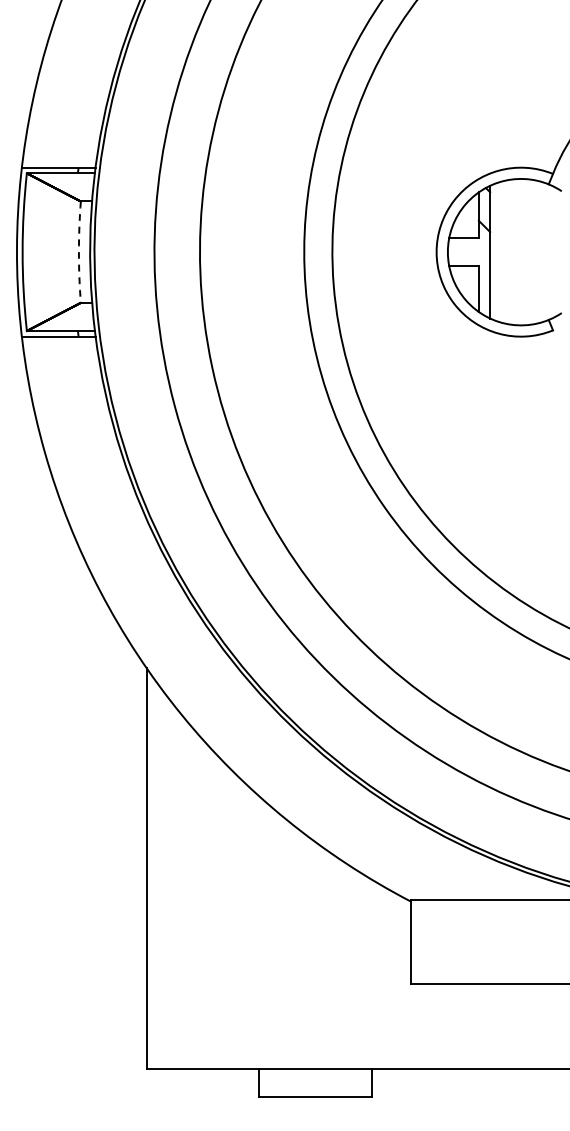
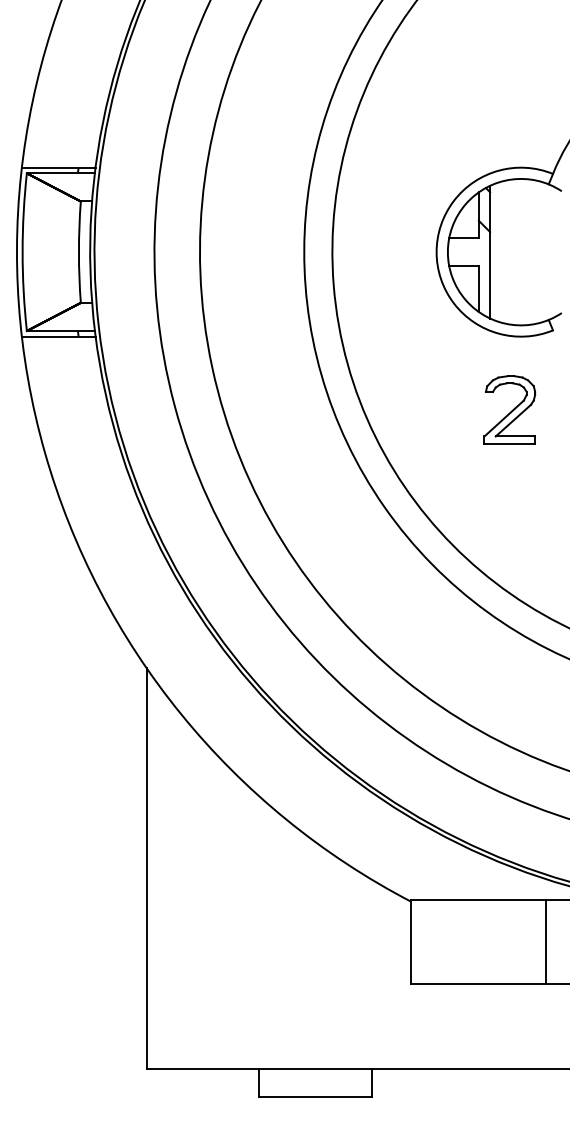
arc: dashed -> solid (78, 252)
part: none -> present (509, 409)
line: none -> present (546, 941)
